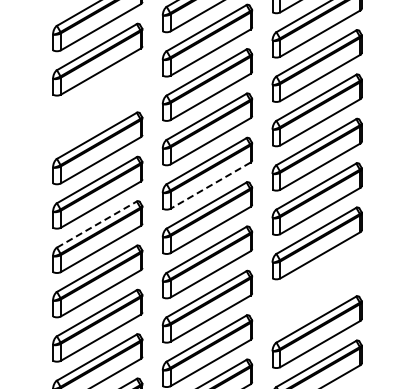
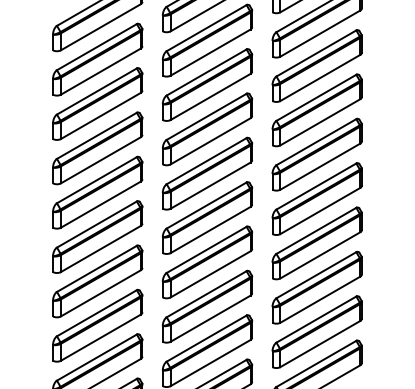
part: none -> present (97, 103)
line: dashed -> solid (210, 185)
line: dashed -> solid (97, 224)
part: none -> present (316, 287)
